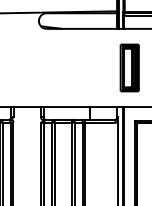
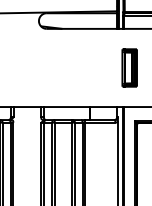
part size: 21x50 px -> 17x40 px (129, 67)
